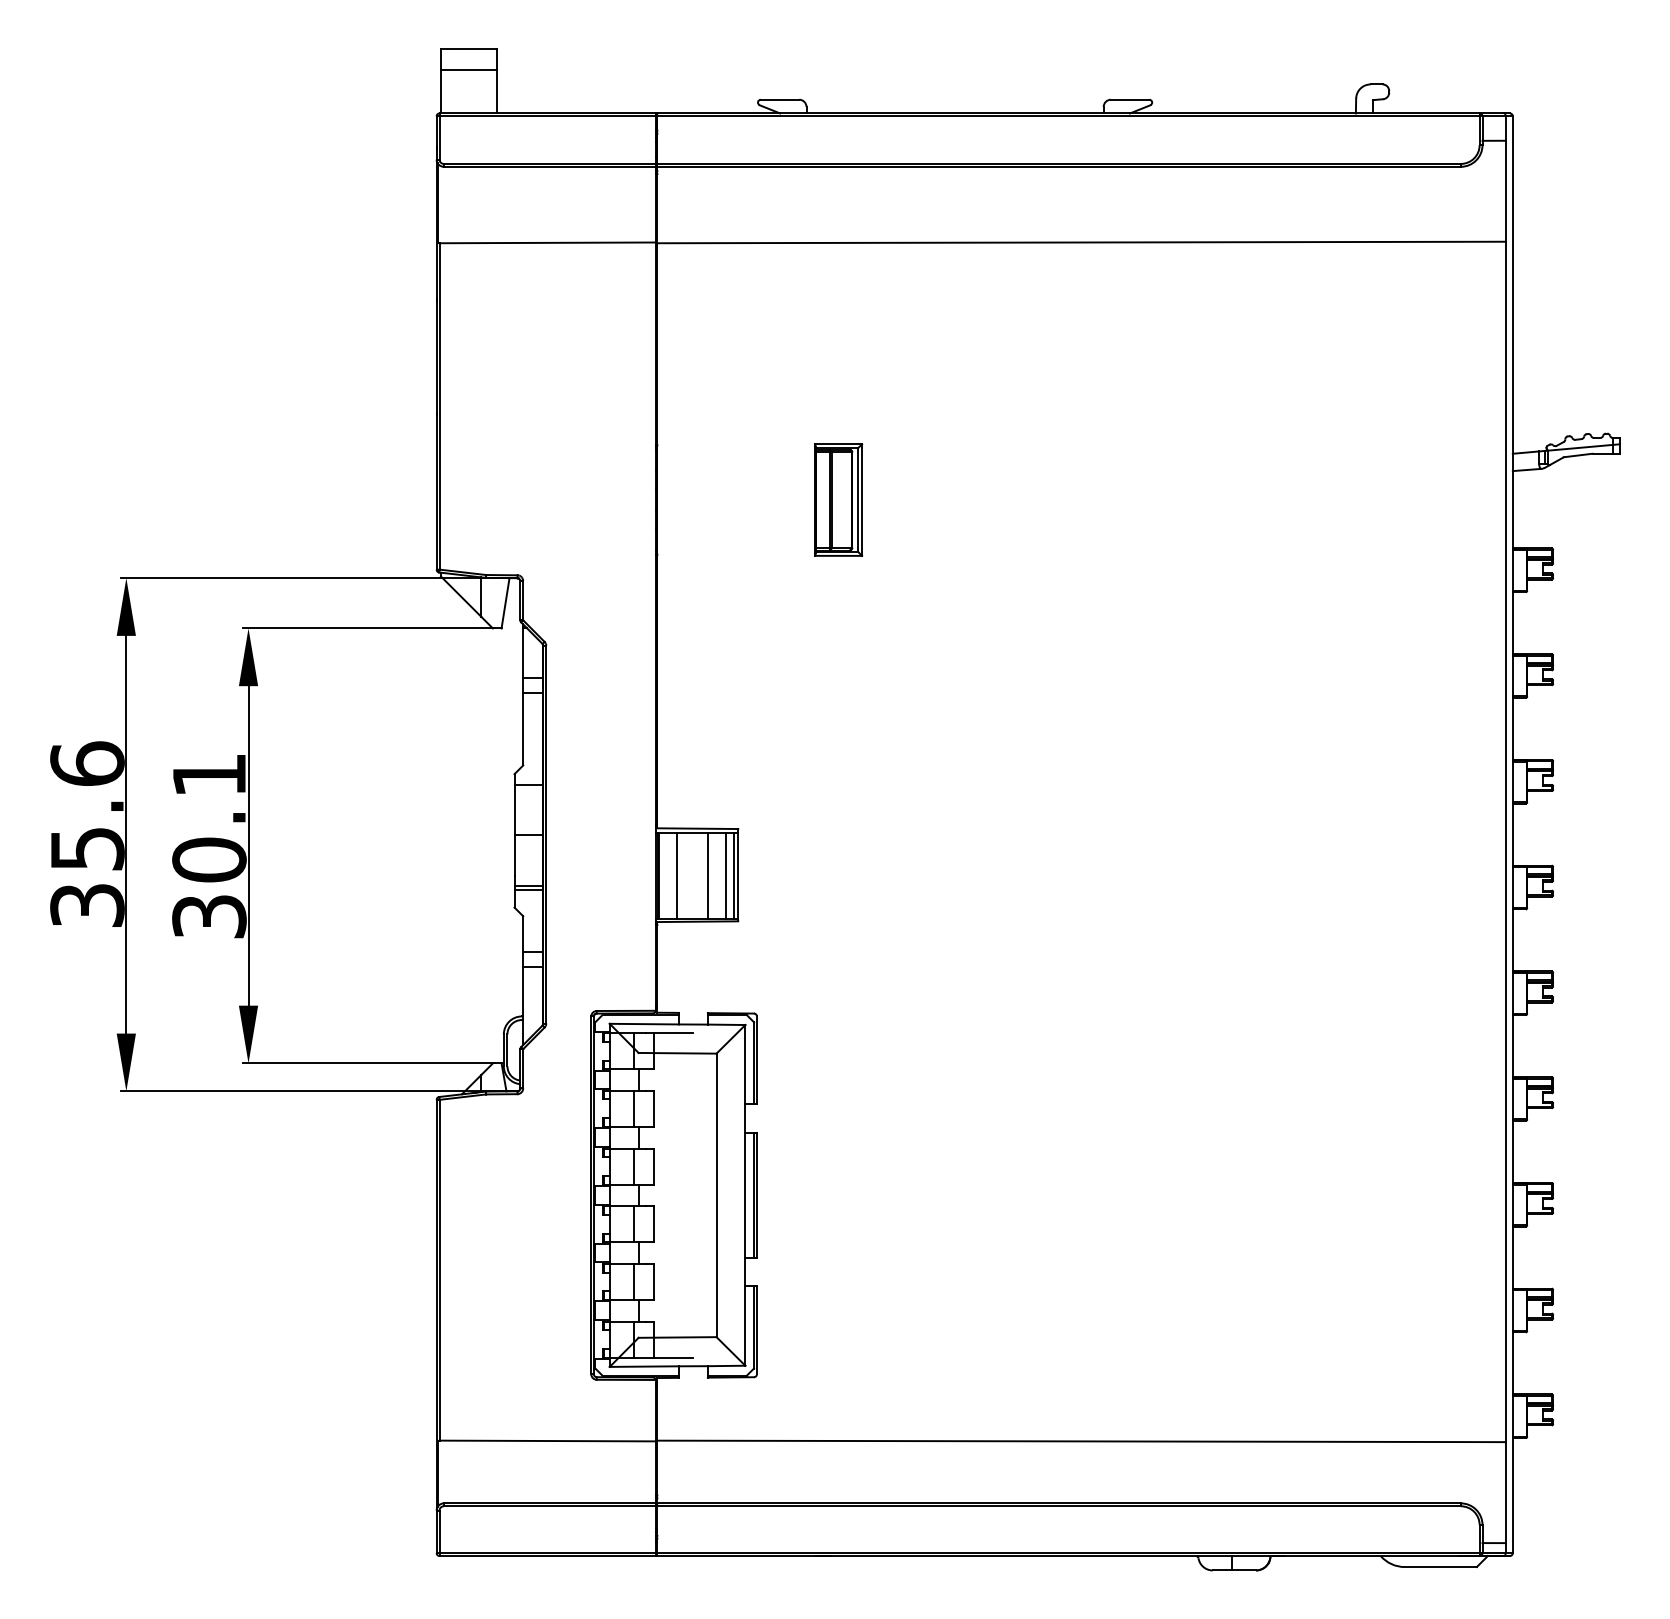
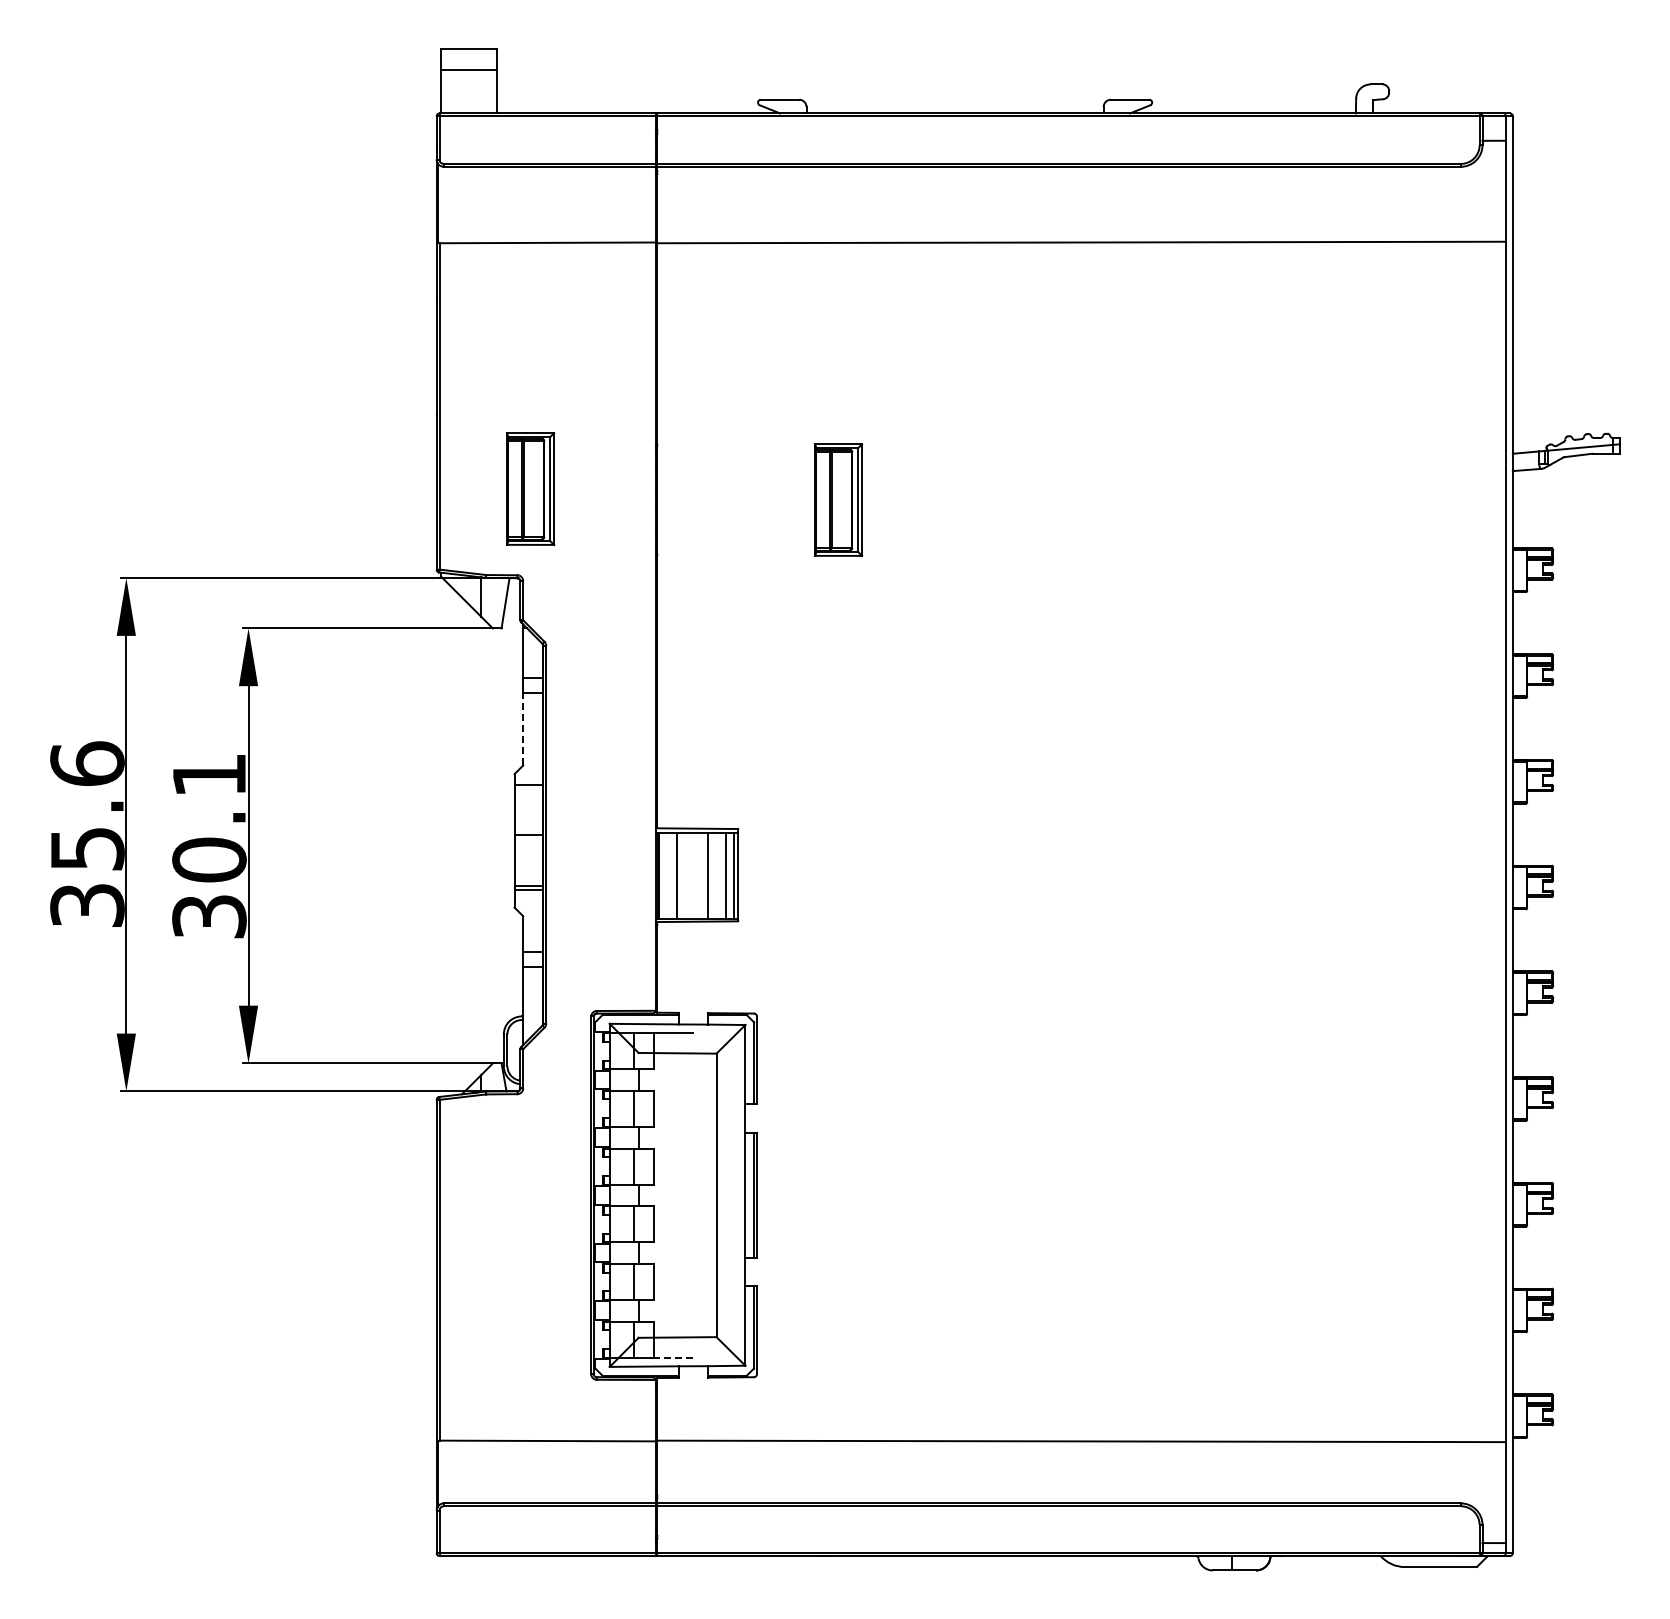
part: none -> present (530, 488)
line: solid -> dashed (523, 728)
line: solid -> dashed (673, 1357)
